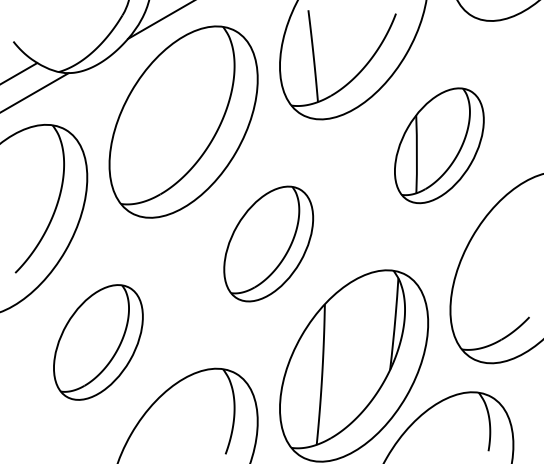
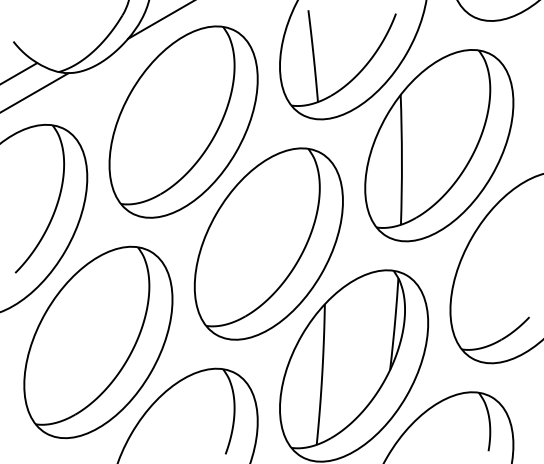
part size: 91x118 px -> 151x194 px (439, 145)
part size: 92x118 px -> 151x194 px (268, 243)
part size: 91x117 px -> 151x195 px (98, 342)
